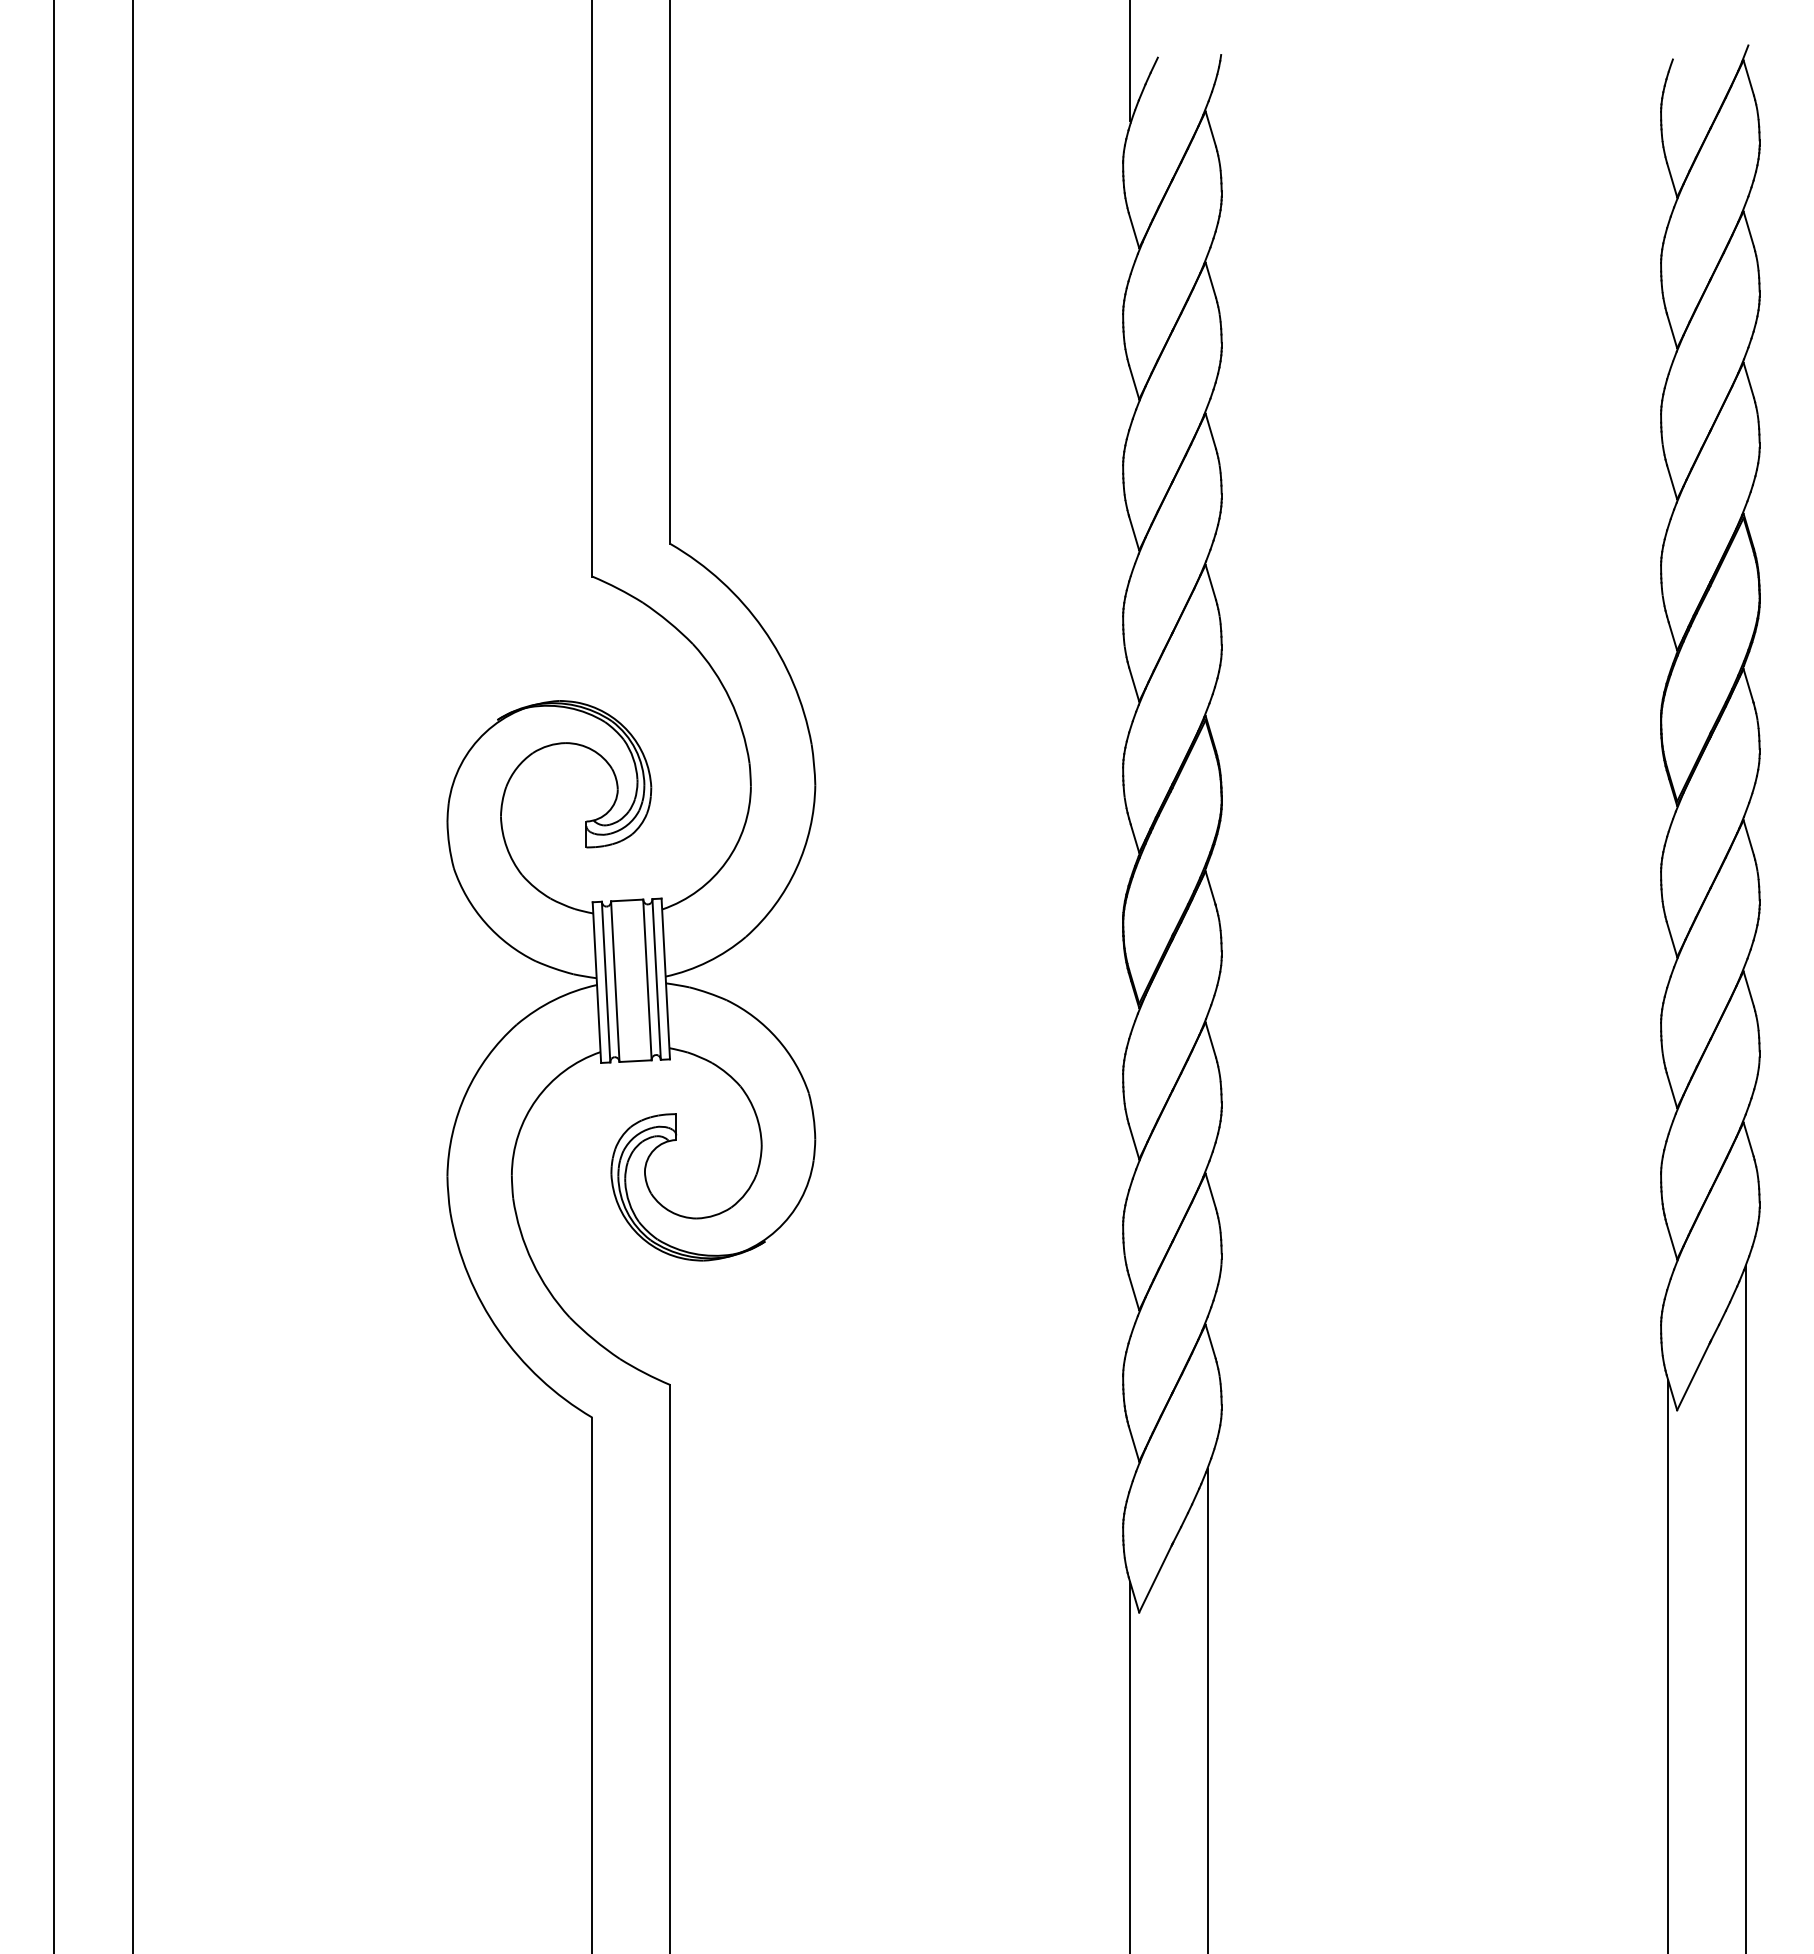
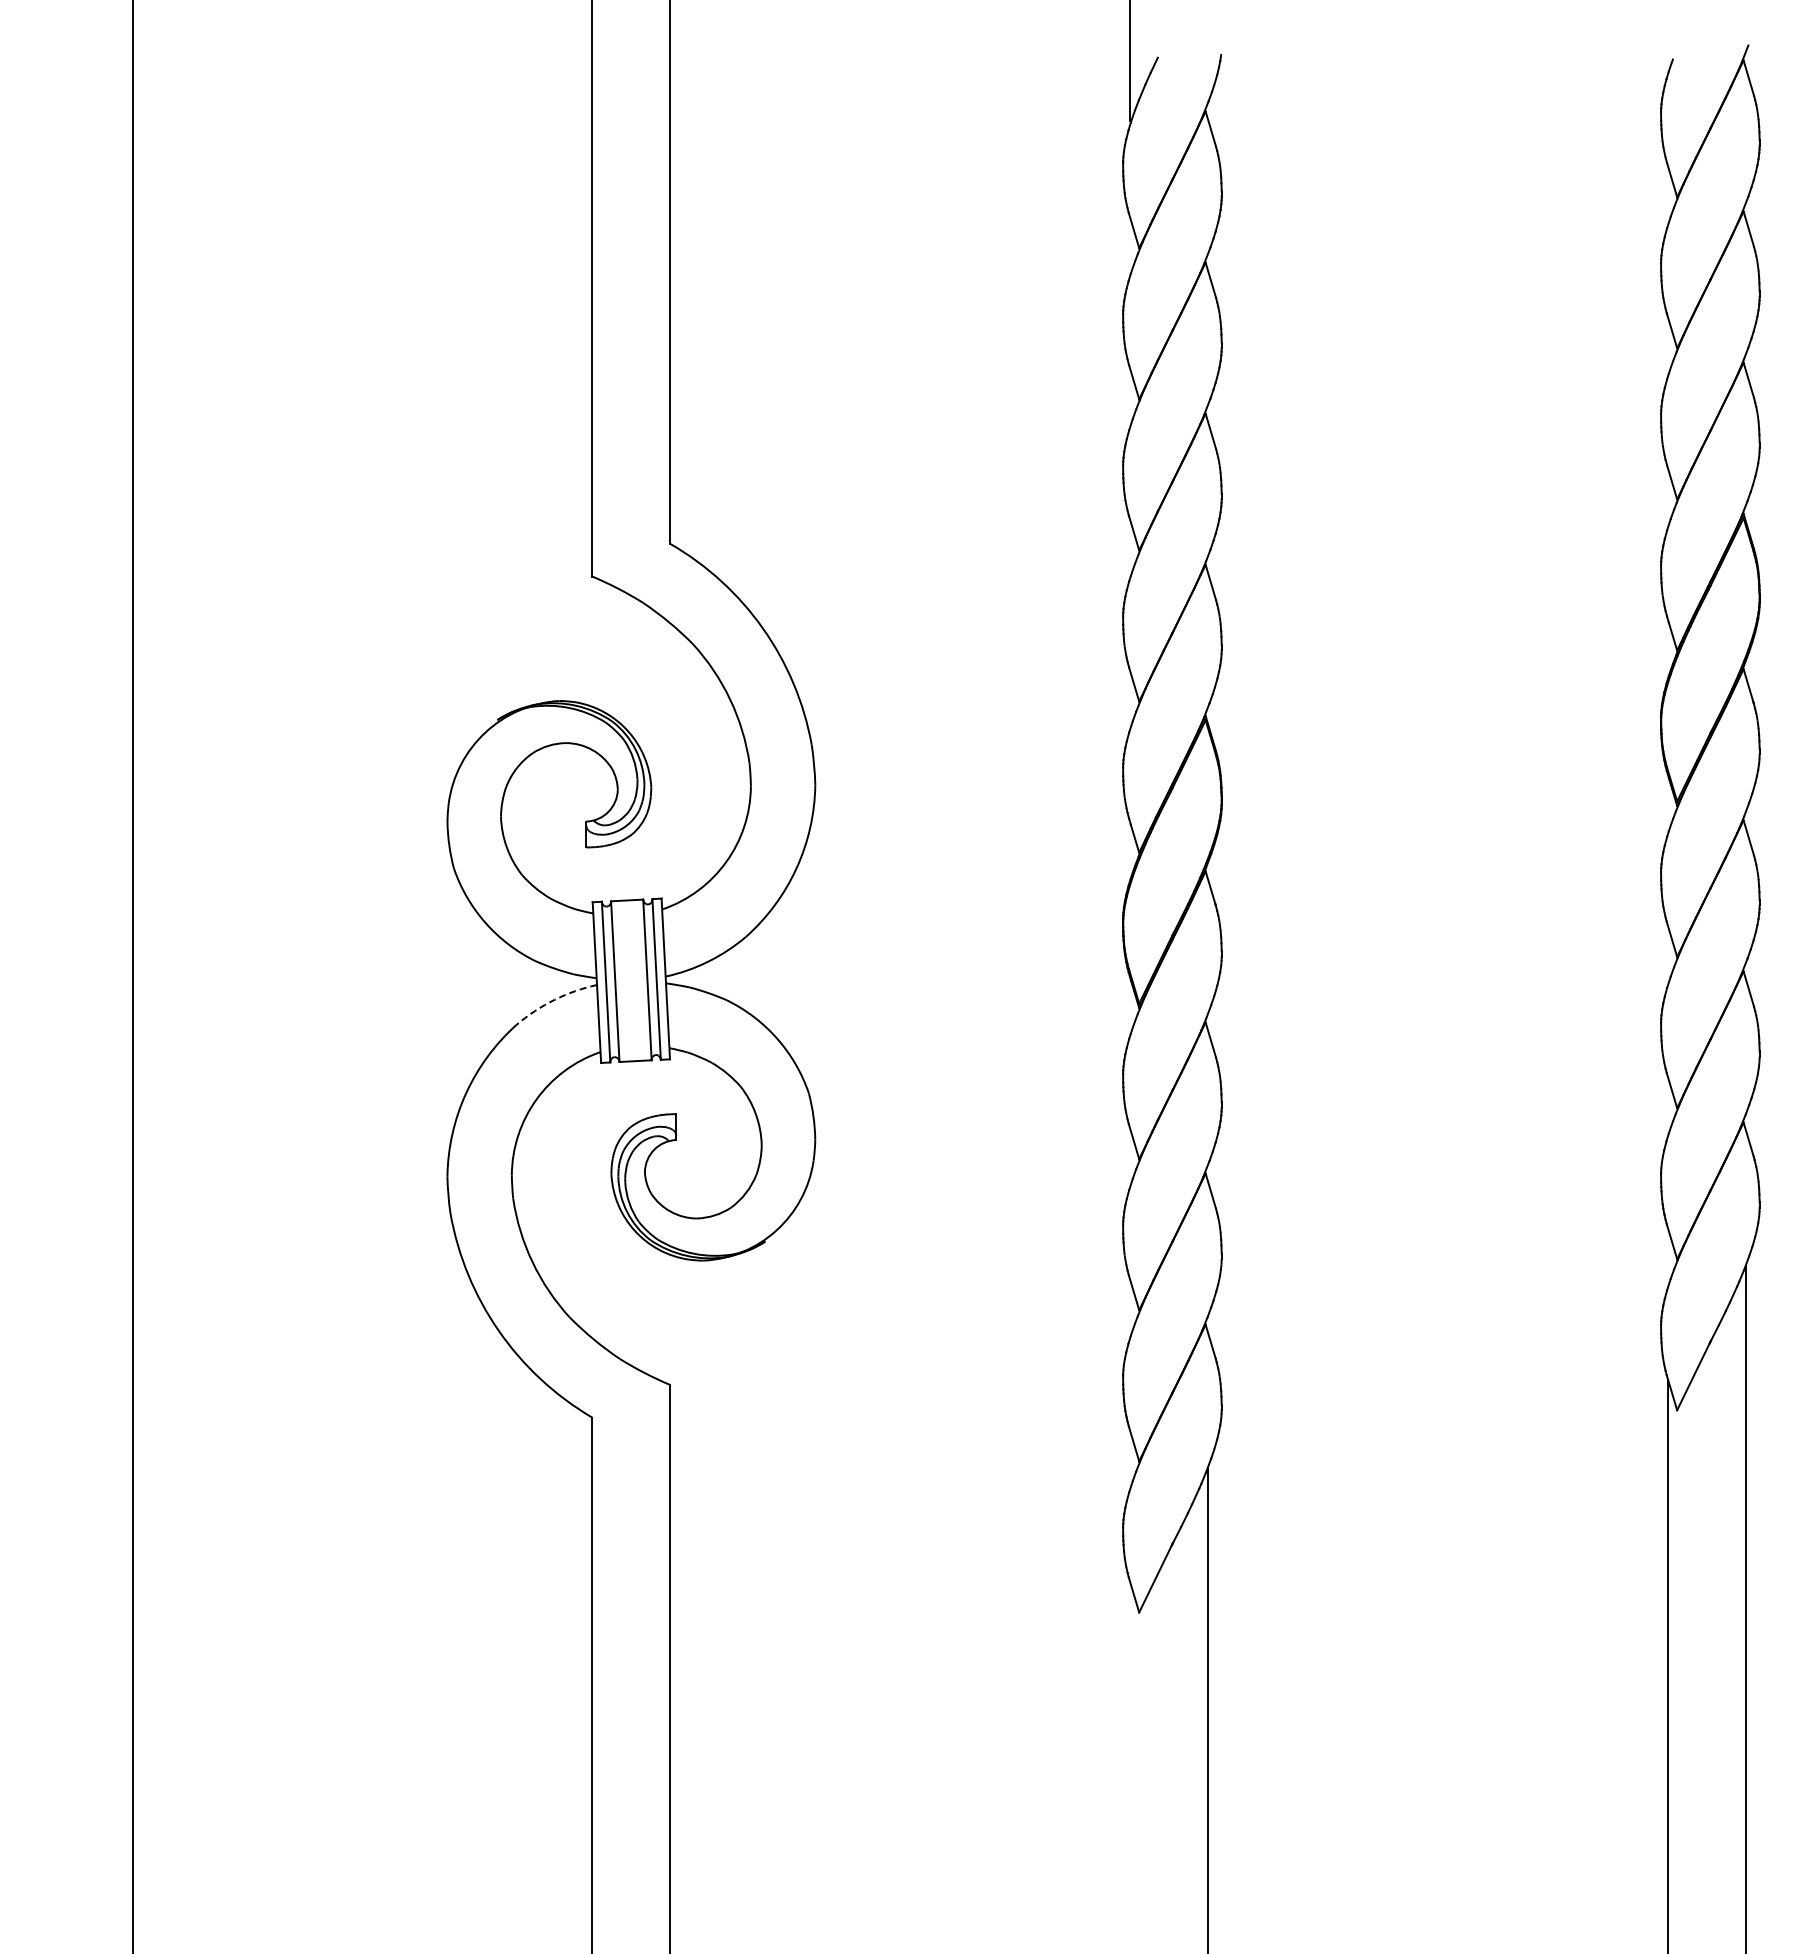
line: present -> none (54, 976)
arc: solid -> dashed (554, 999)
line: present -> none (1130, 1766)
